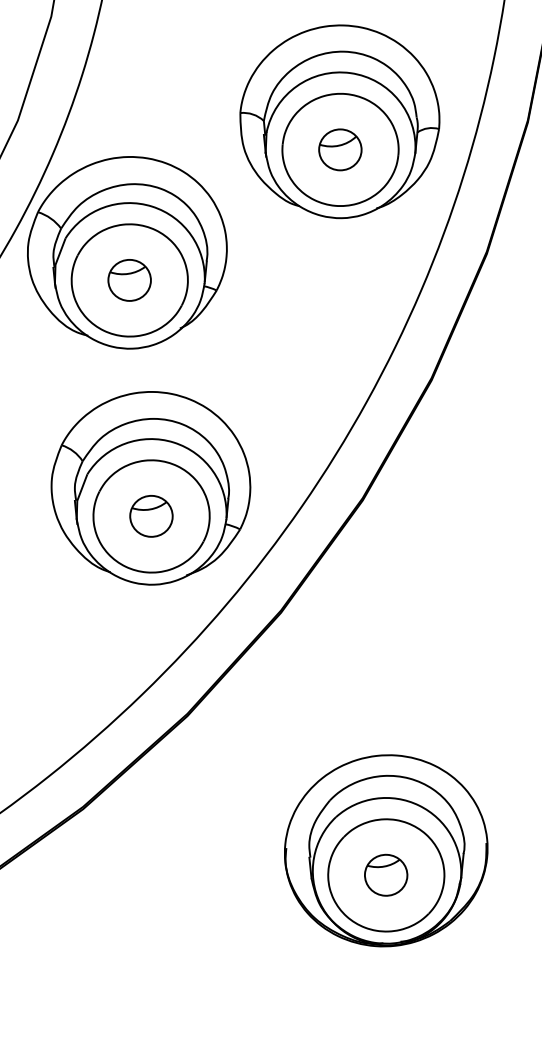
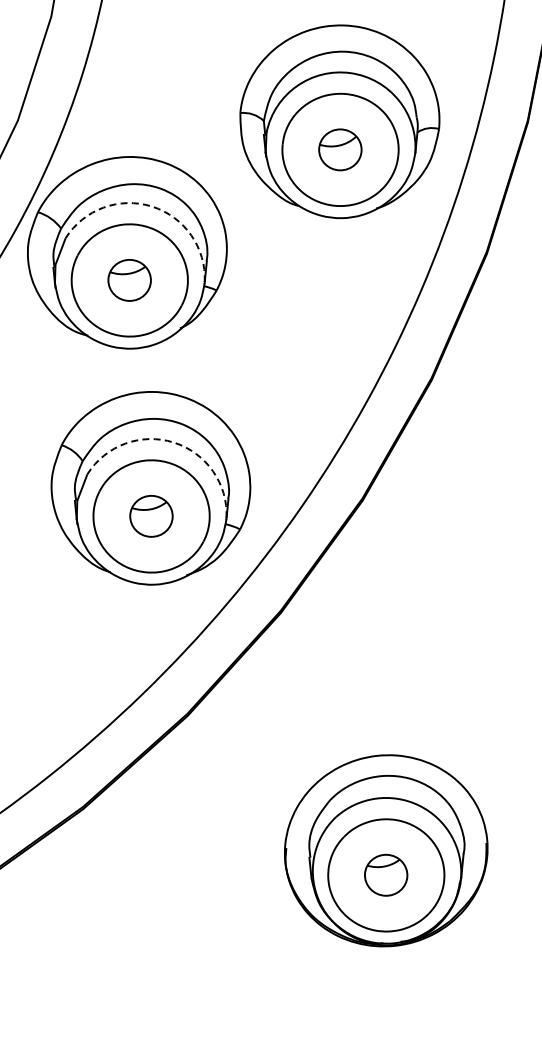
arc: solid -> dashed (152, 206)
arc: solid -> dashed (173, 442)
